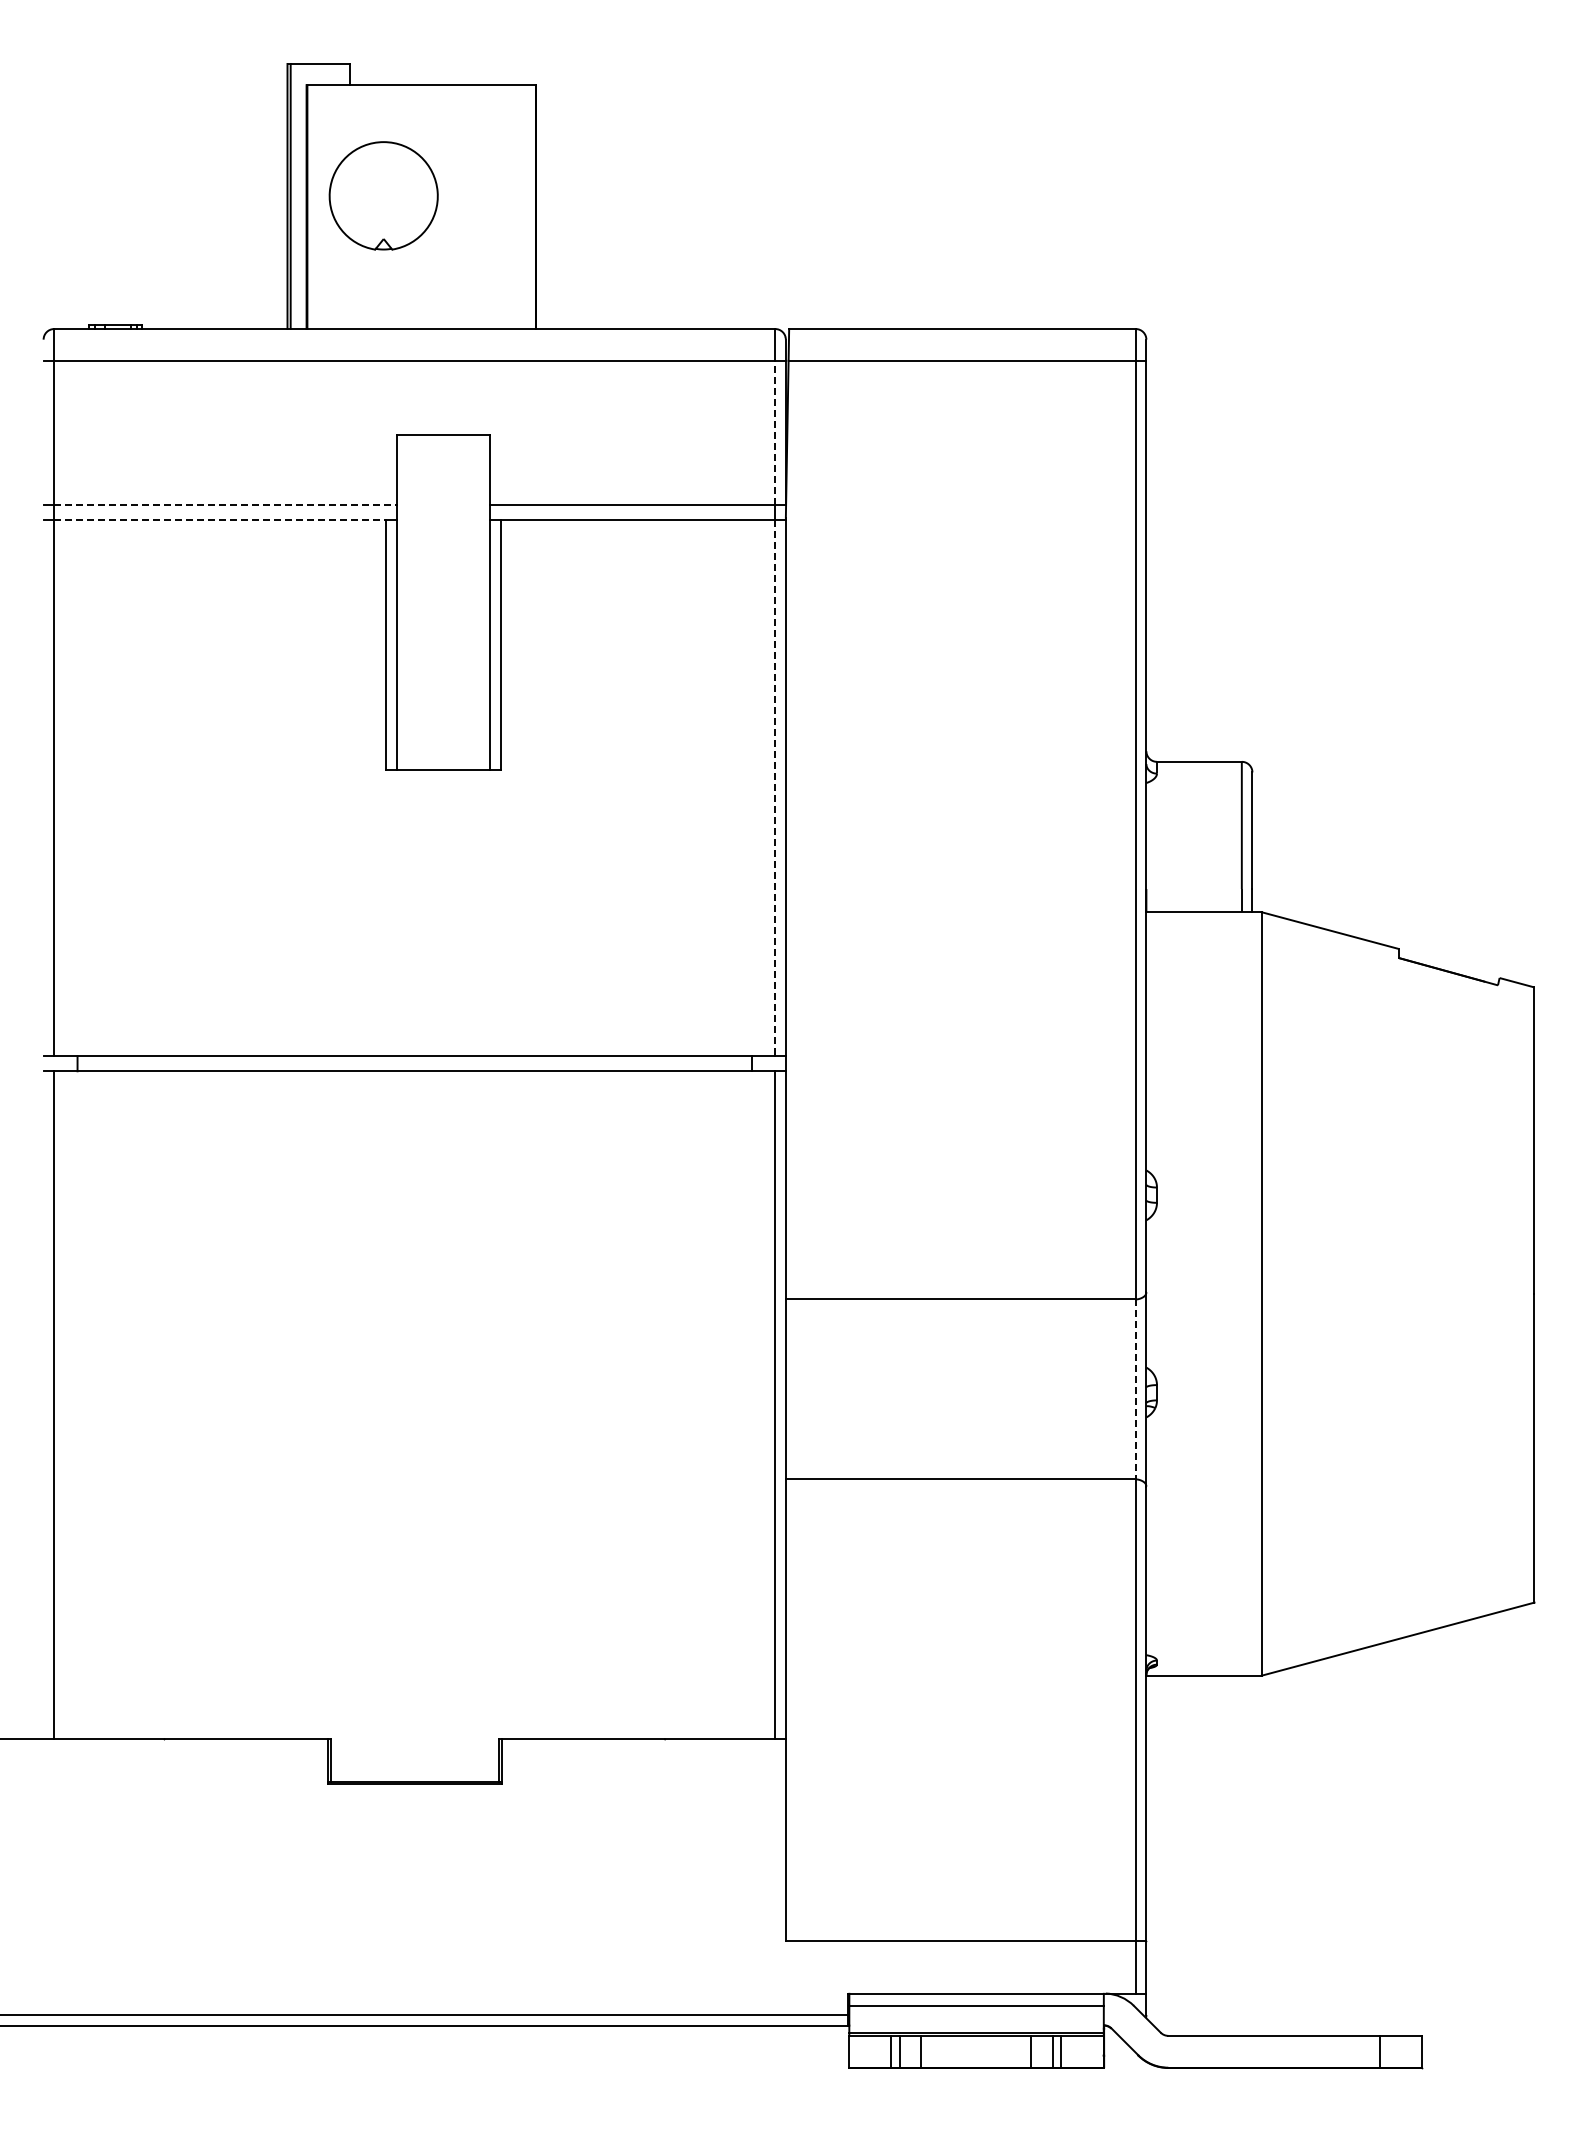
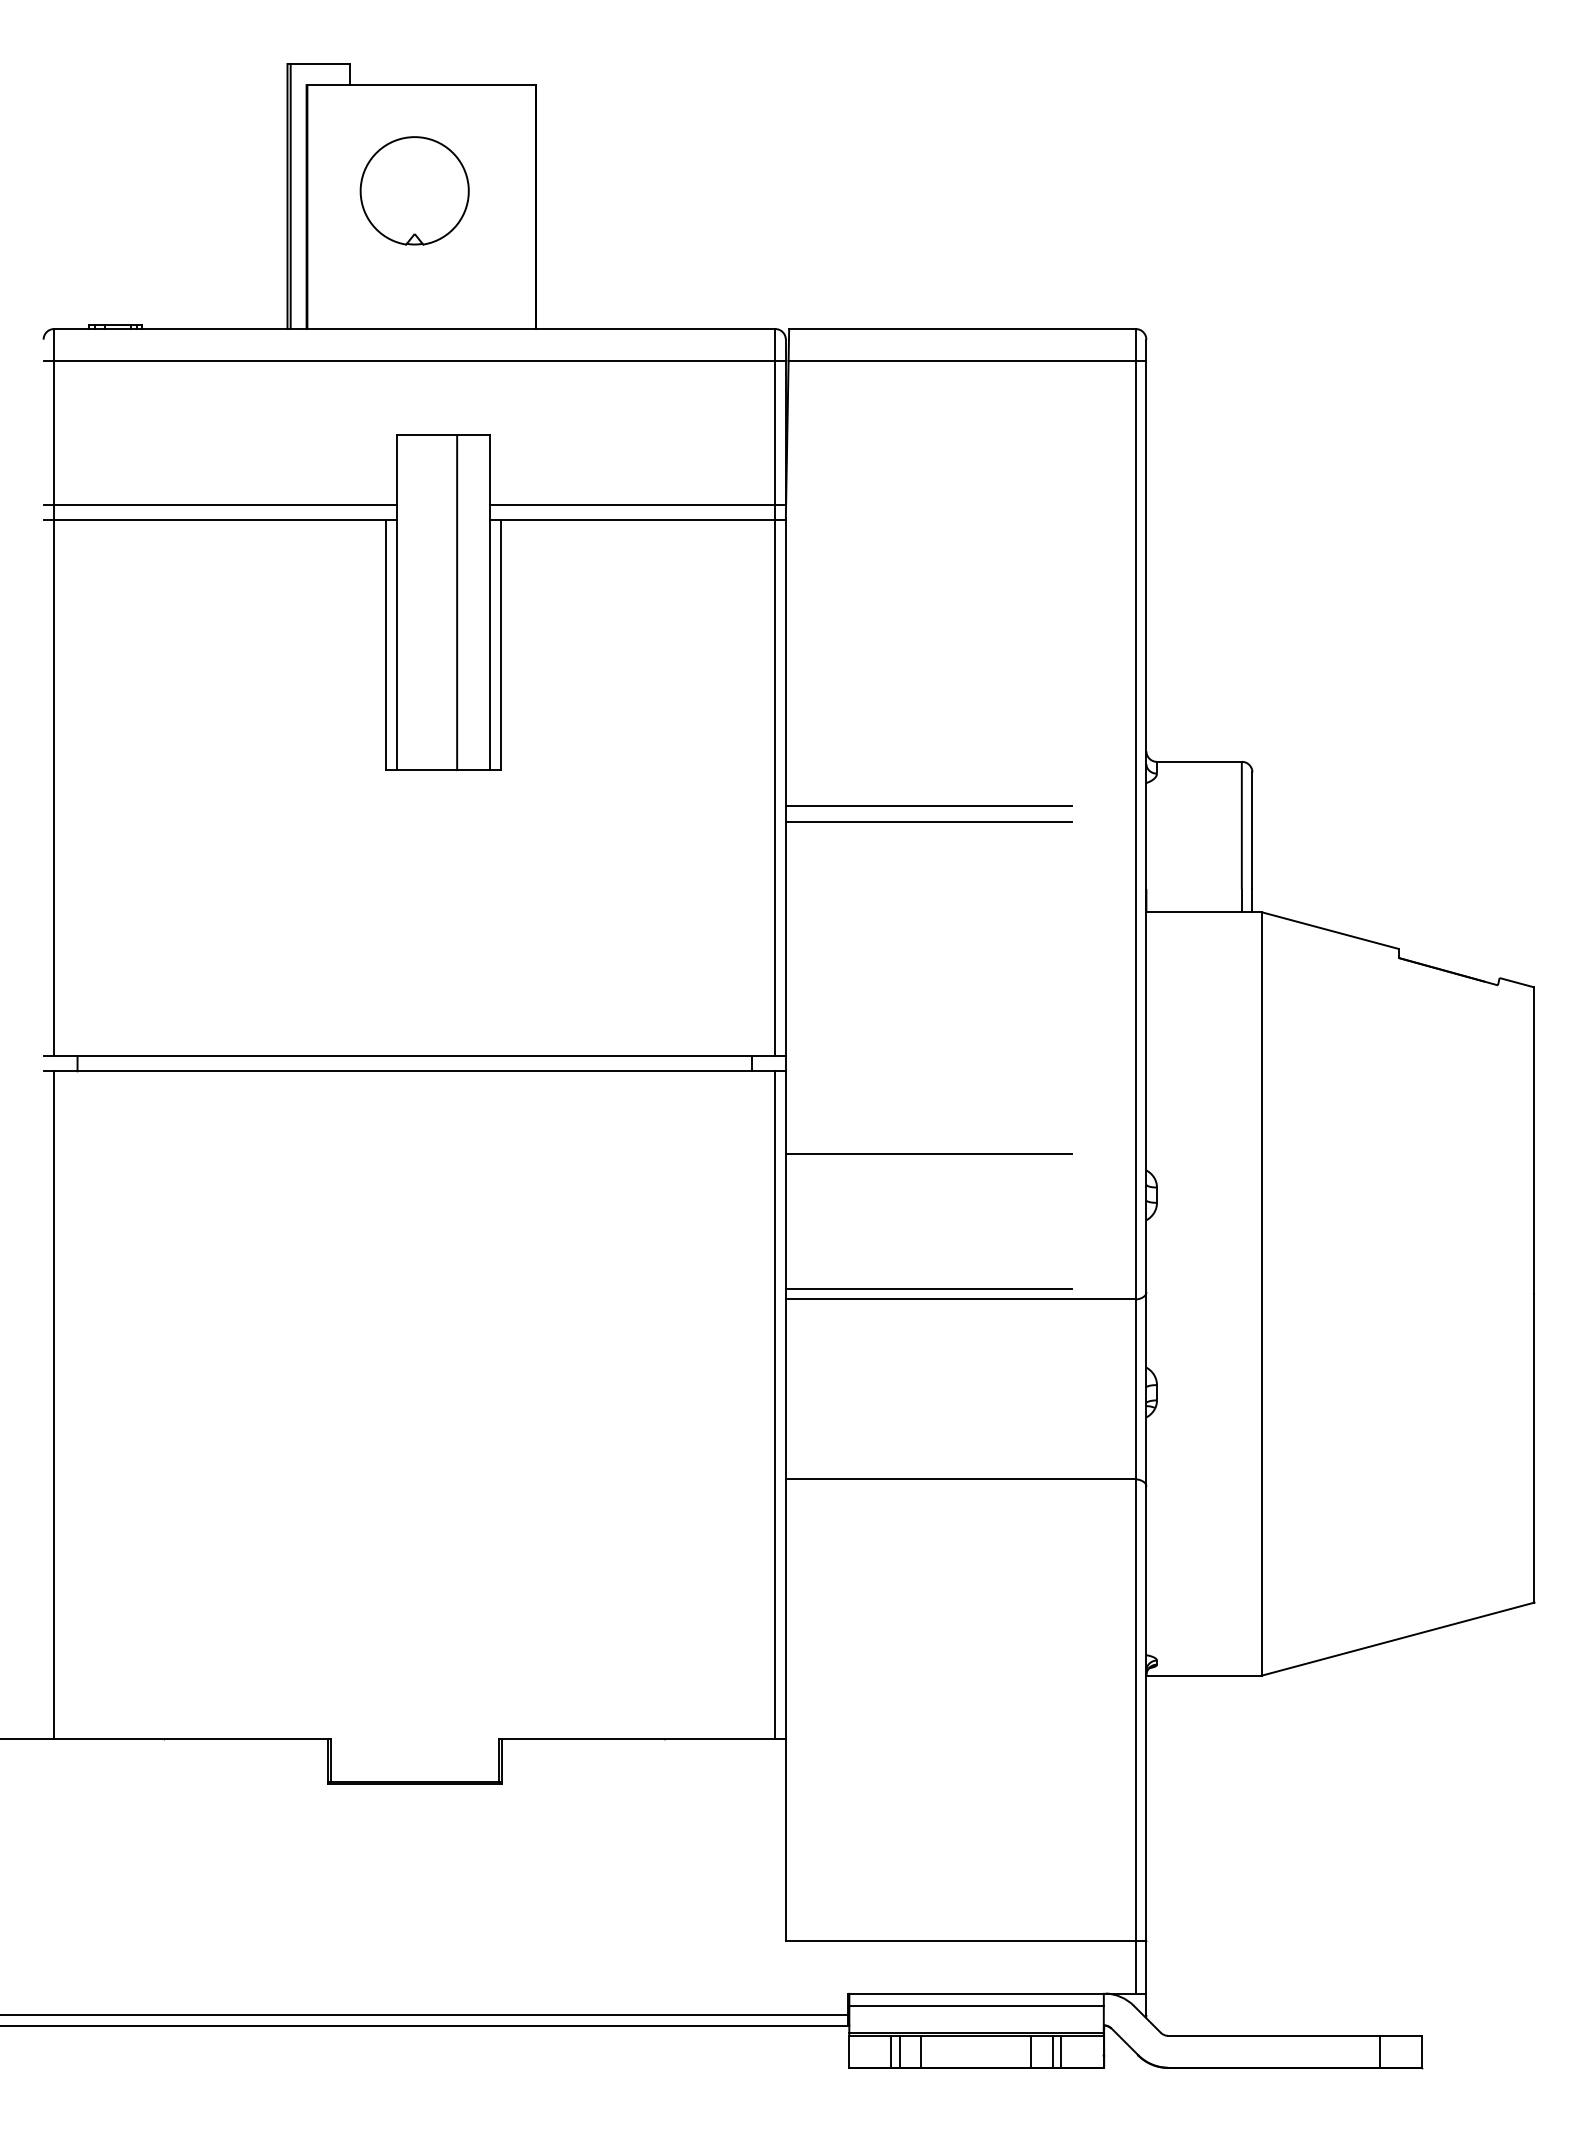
part position: (383, 195) -> (414, 190) (414, 190)
line: dashed -> solid (775, 432)
line: dashed -> solid (225, 505)
line: dashed -> solid (220, 519)
line: none -> present (457, 602)
line: dashed -> solid (775, 788)
line: none -> present (928, 805)
line: none -> present (928, 822)
line: none -> present (928, 1154)
line: none -> present (928, 1288)
line: dashed -> solid (1135, 1389)
